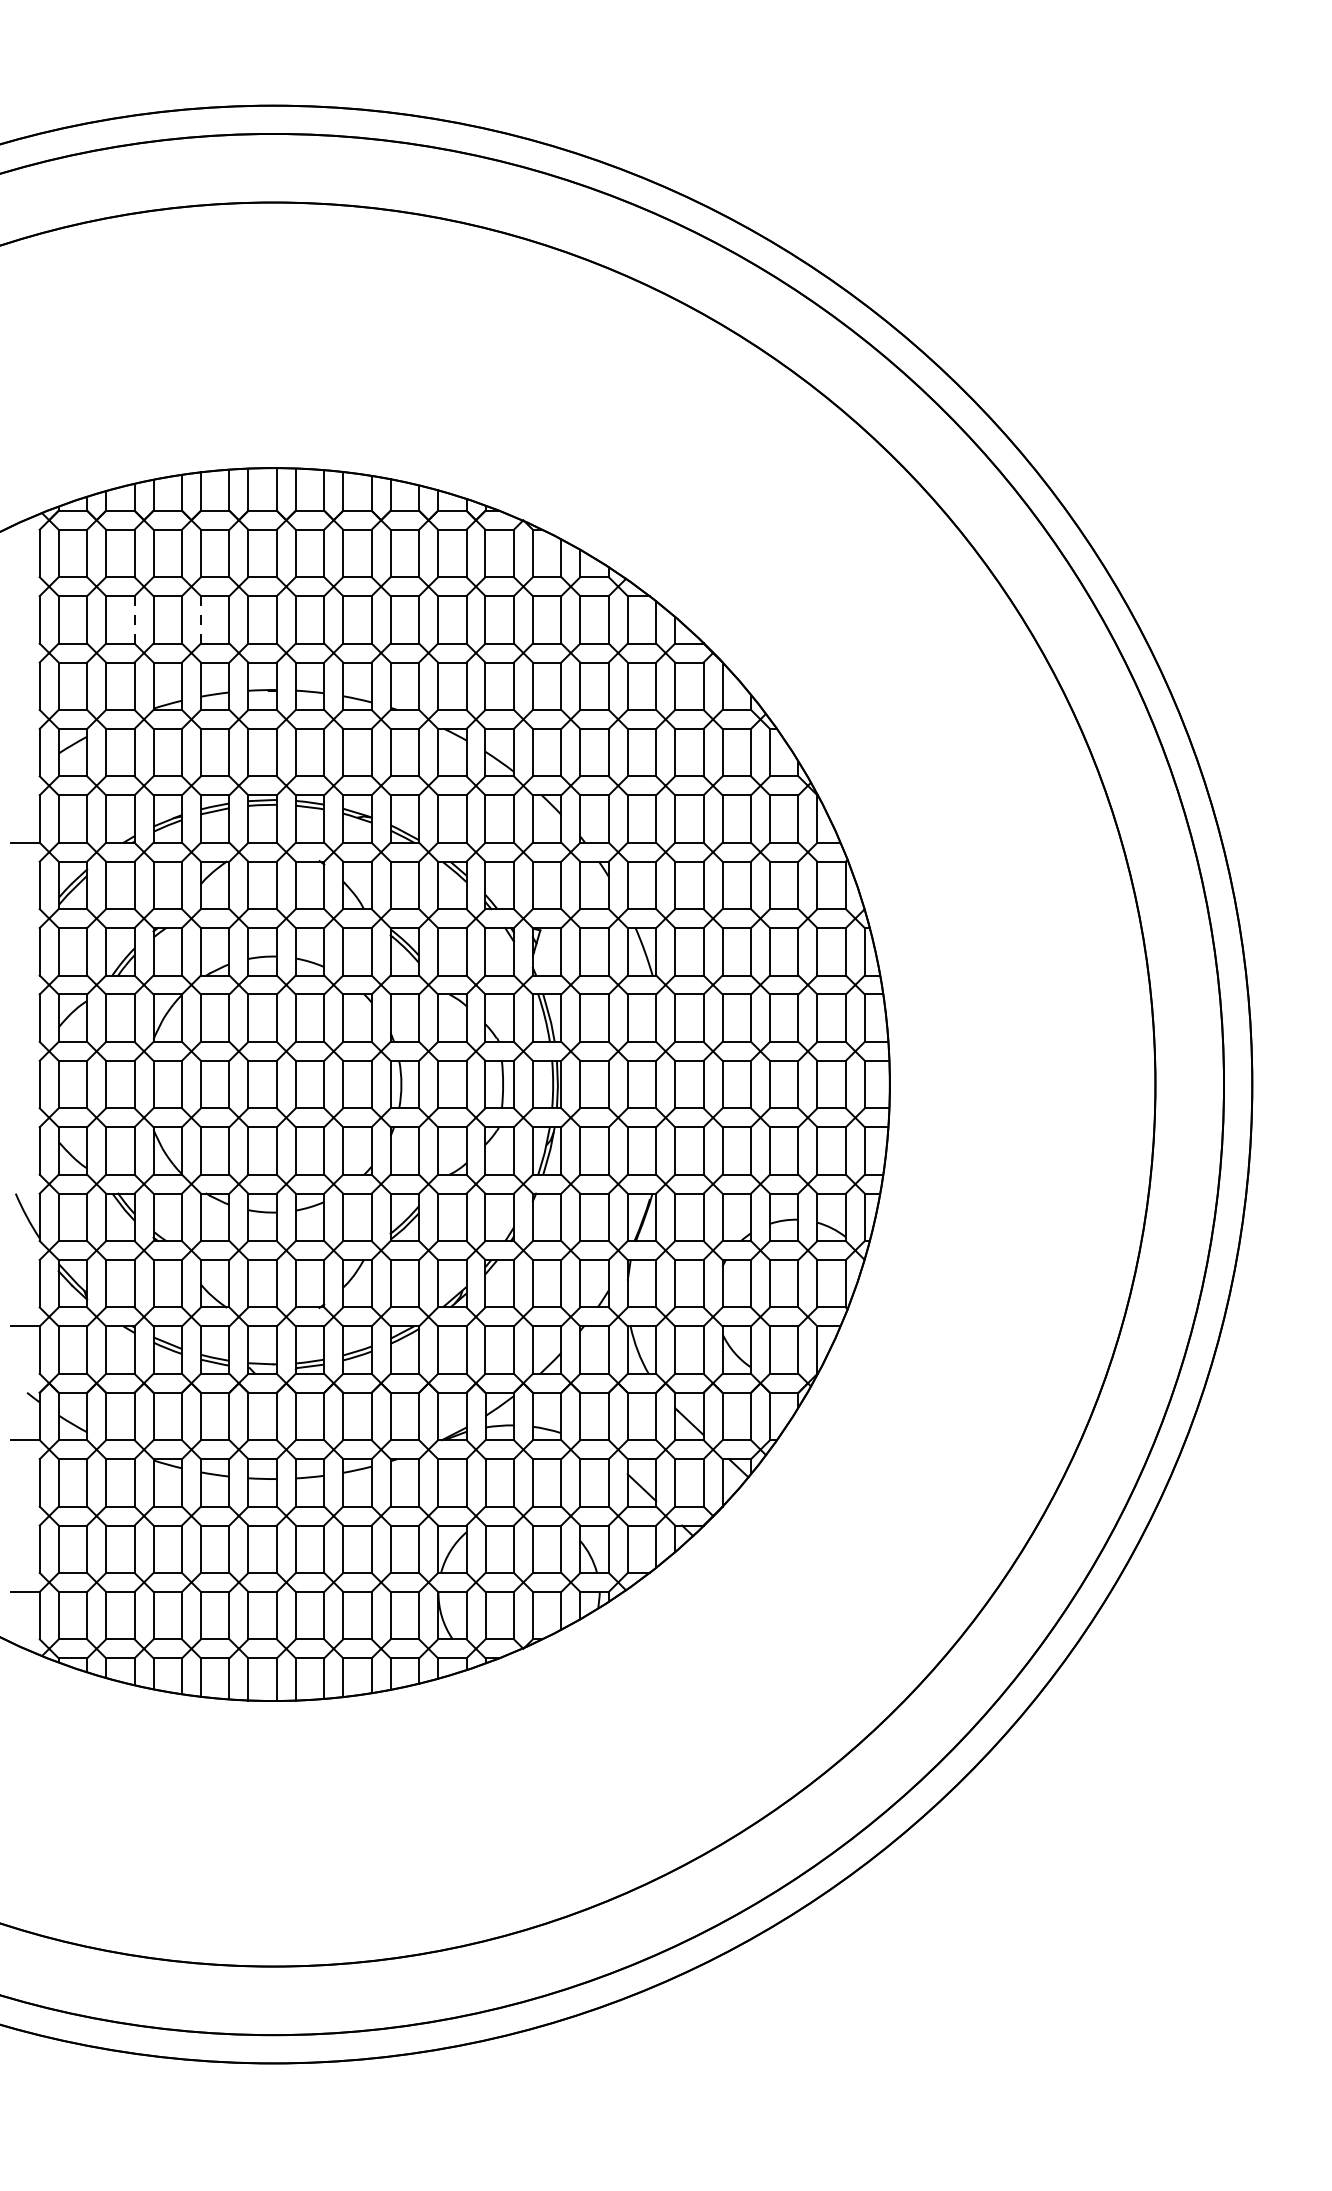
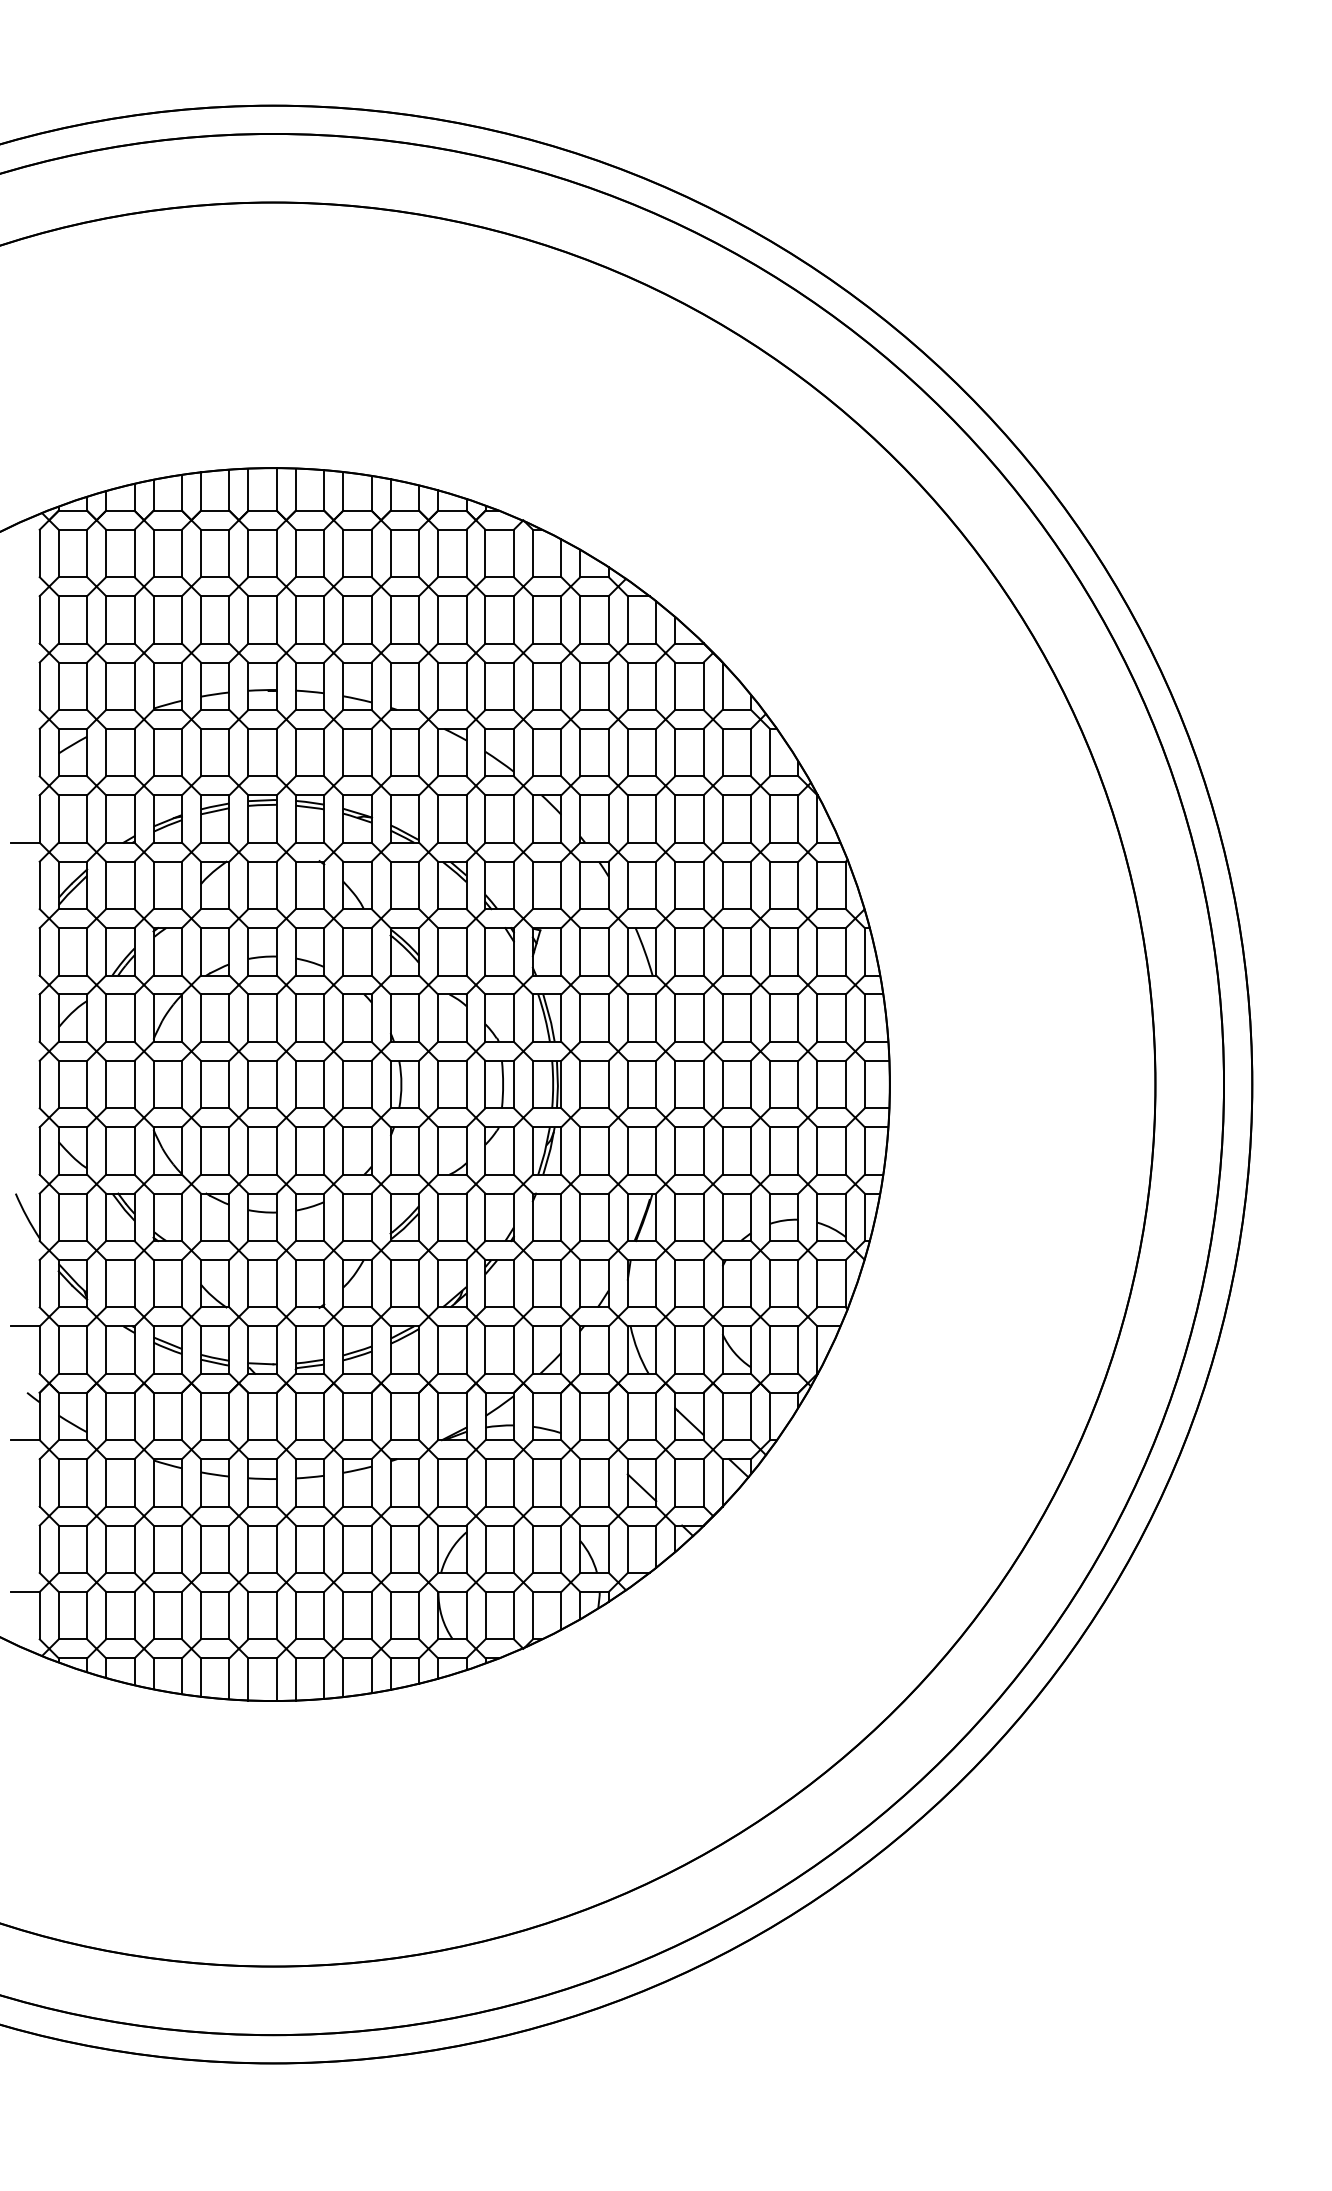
line: dashed -> solid (134, 619)
line: dashed -> solid (200, 619)
